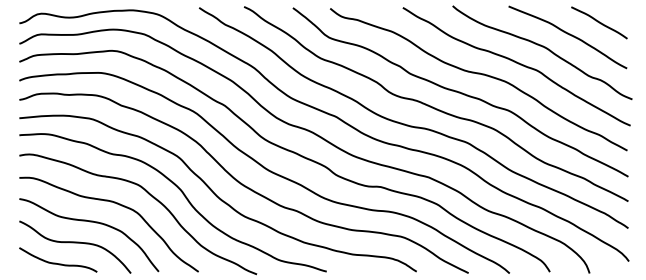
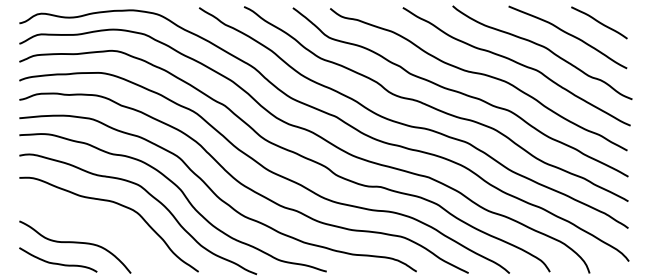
curve: present -> none (89, 222)
